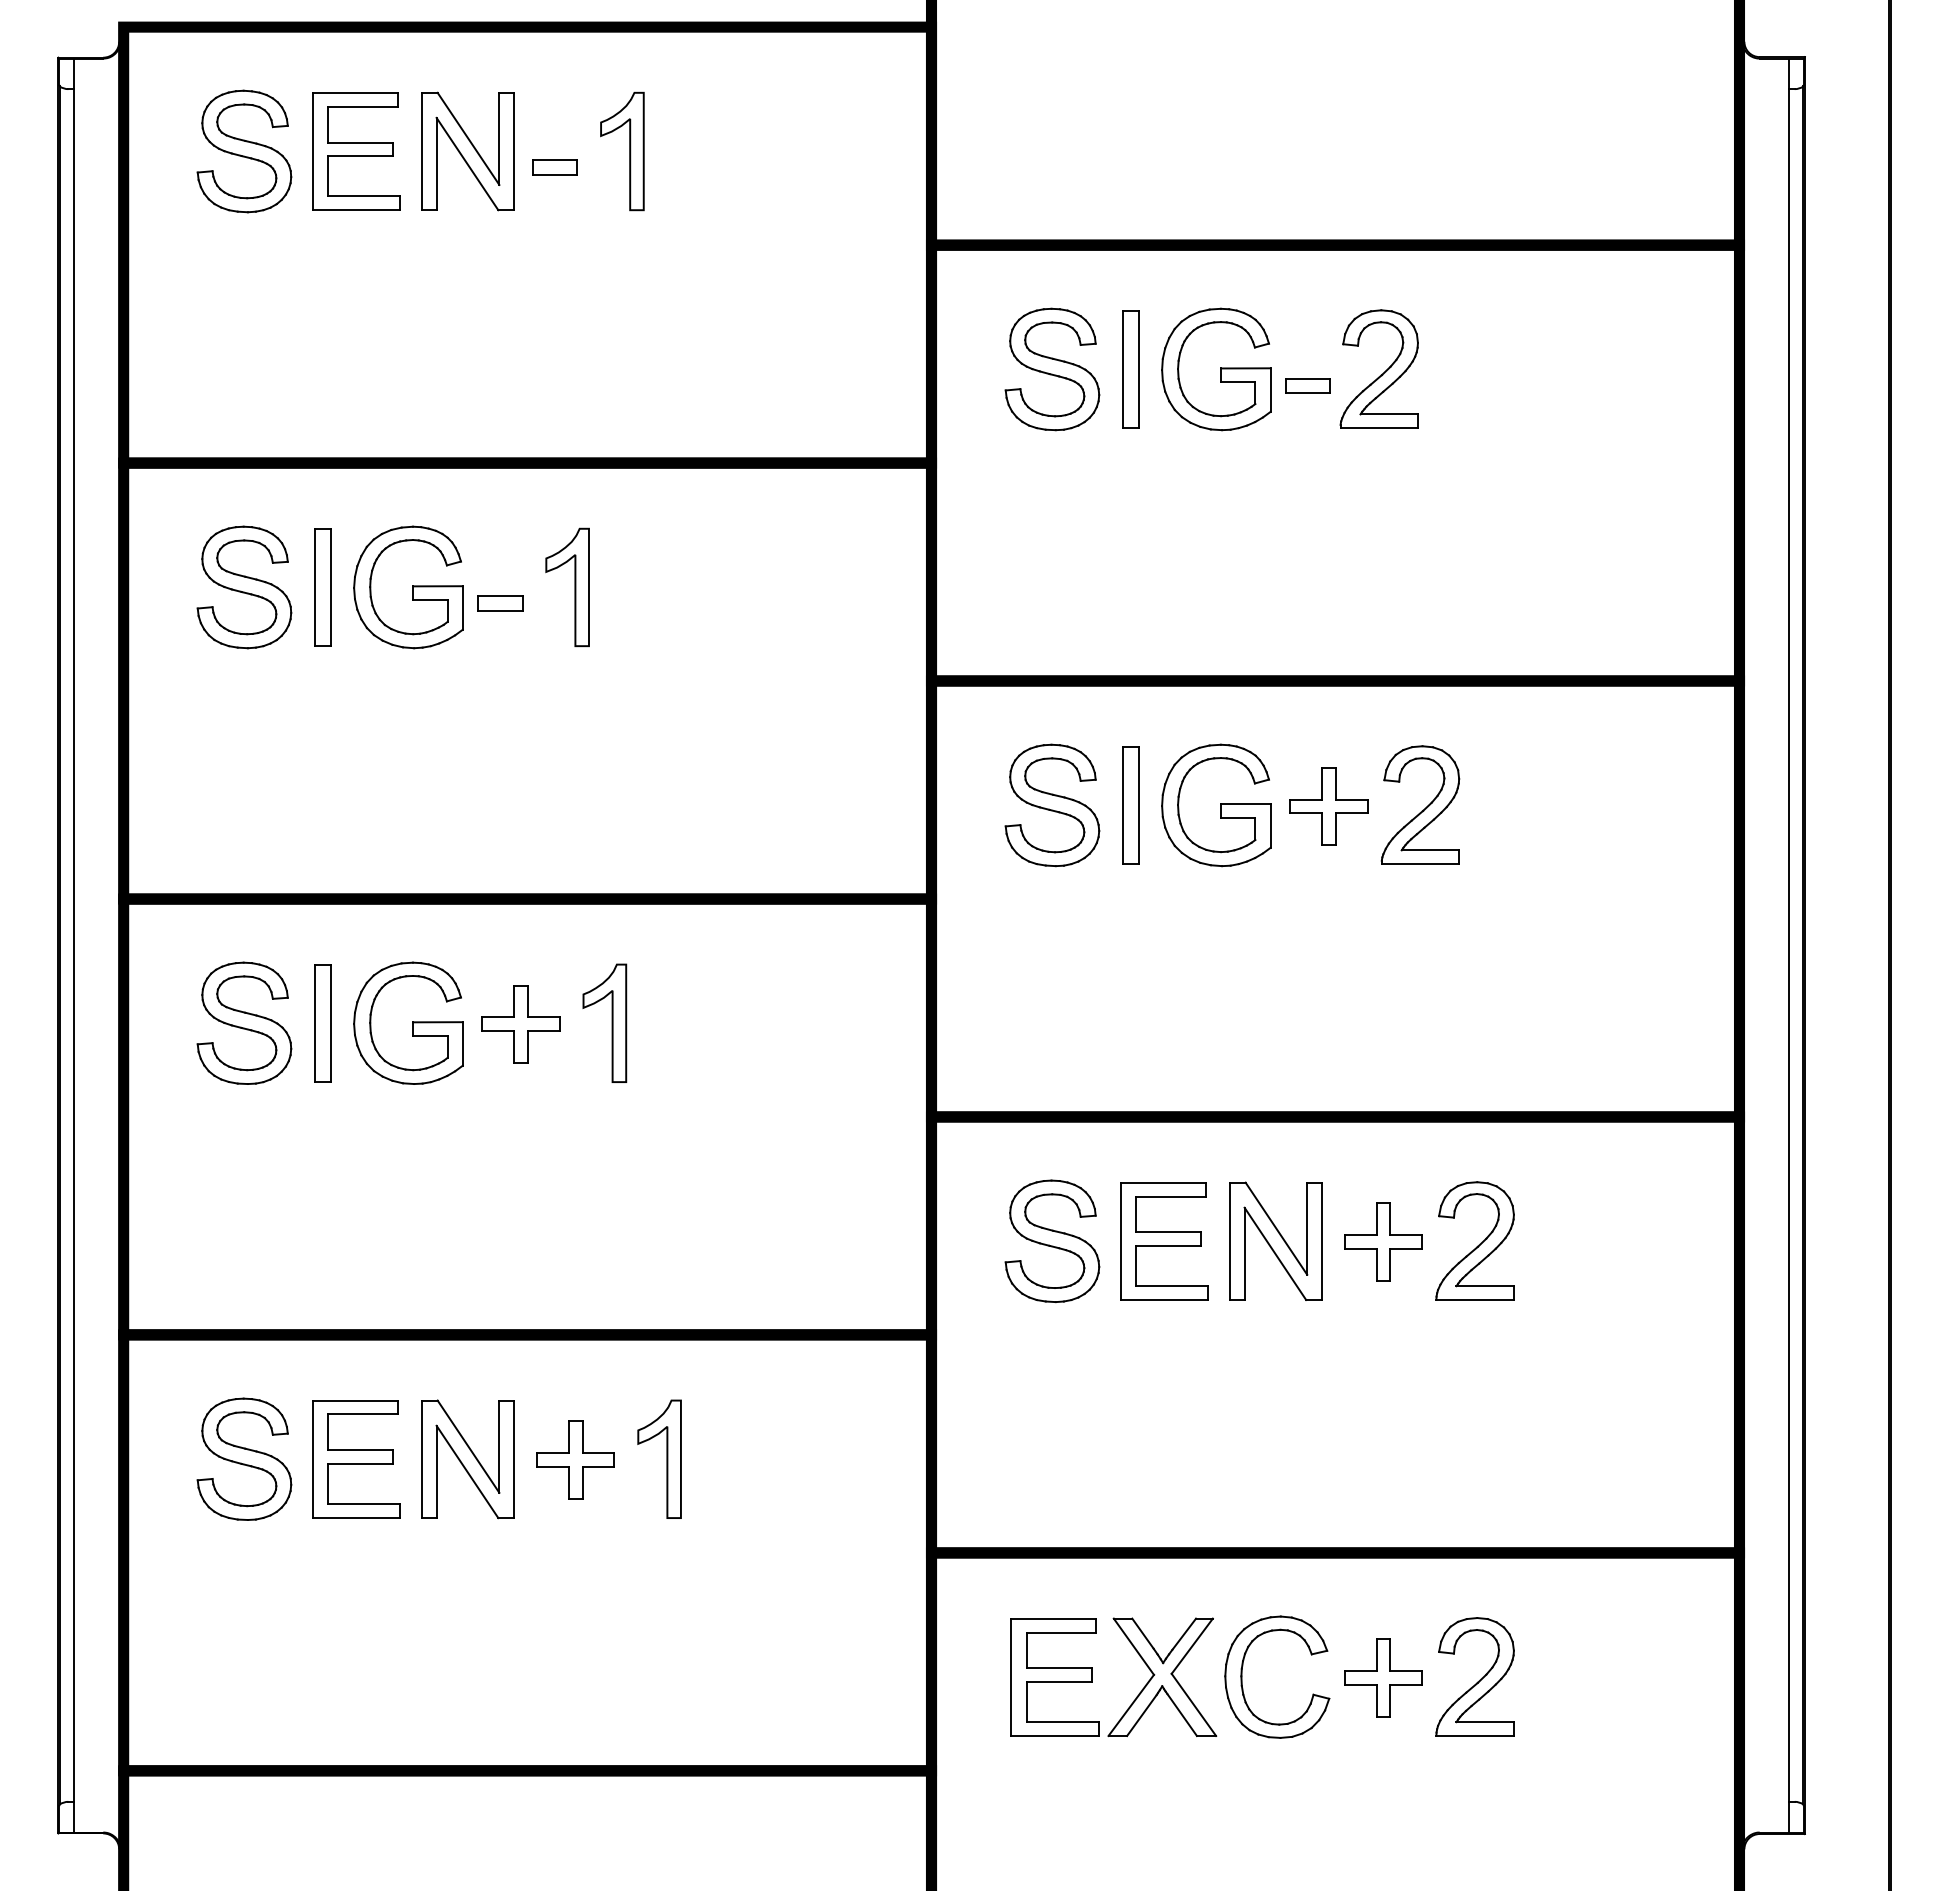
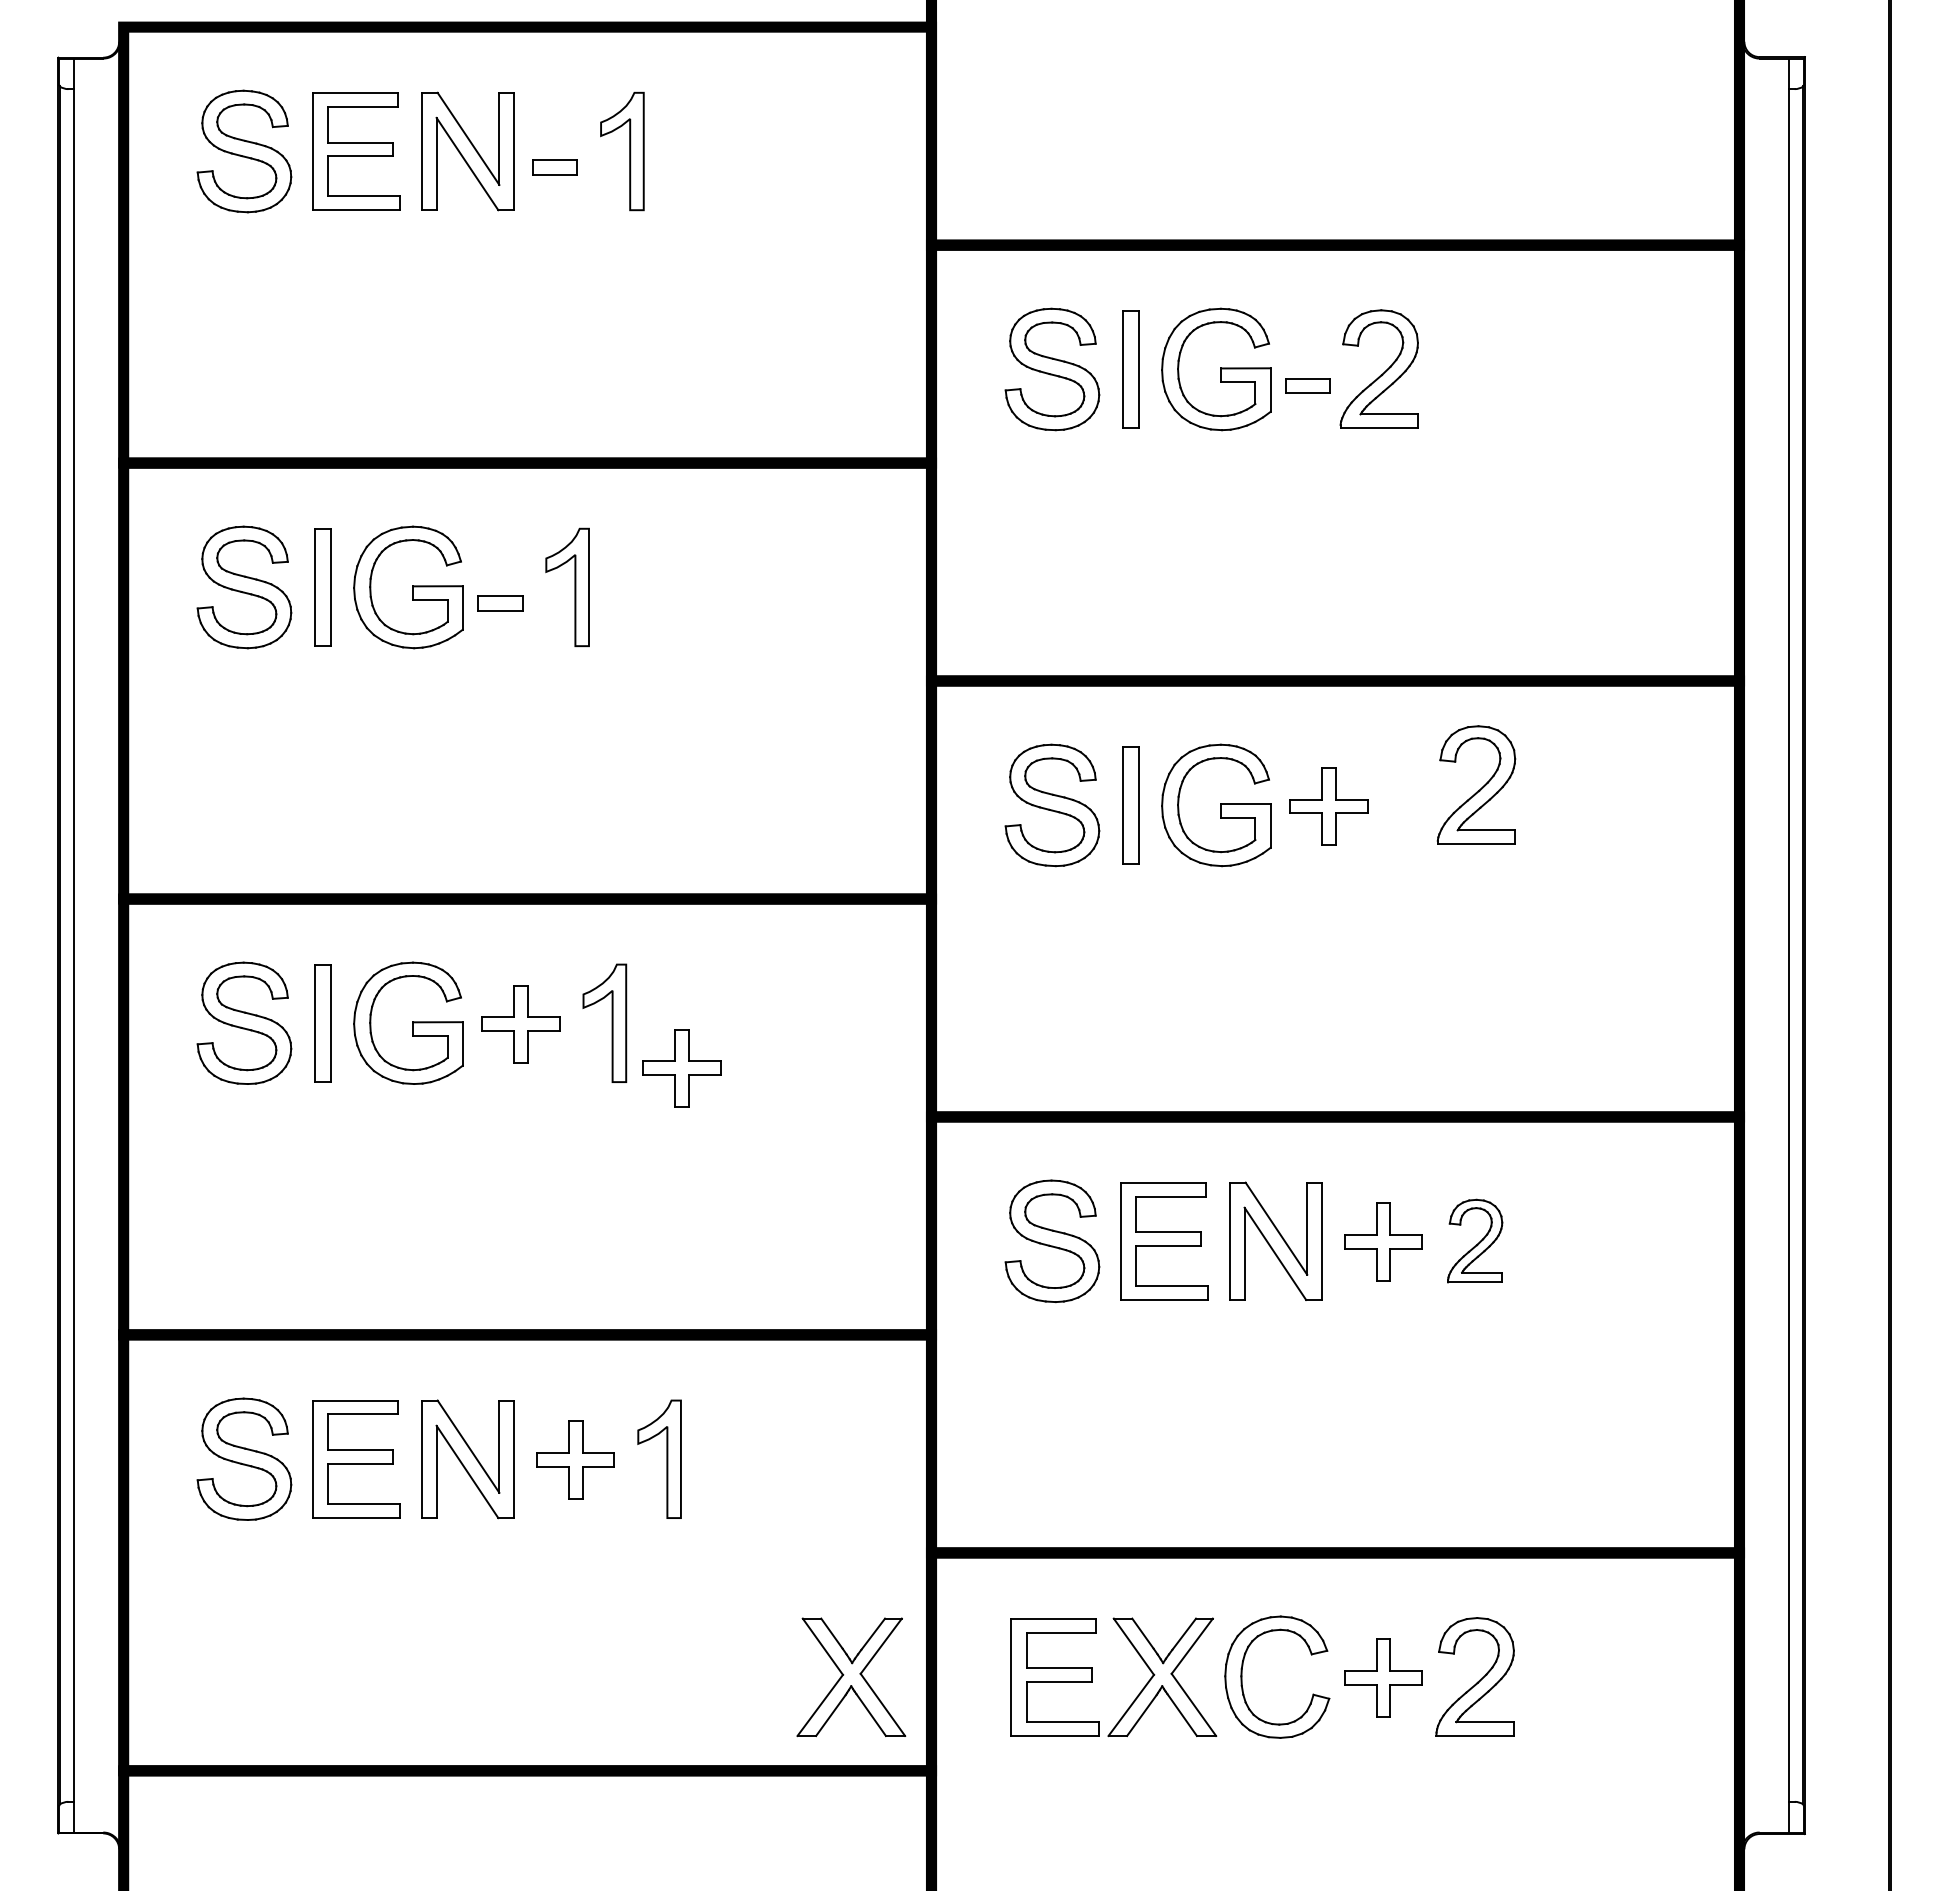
part position: (1420, 804) -> (1476, 784) (1476, 784)
part: none -> present (681, 1068)
part size: 80x120 px -> 57x86 px (1475, 1240)
part: none -> present (851, 1677)
